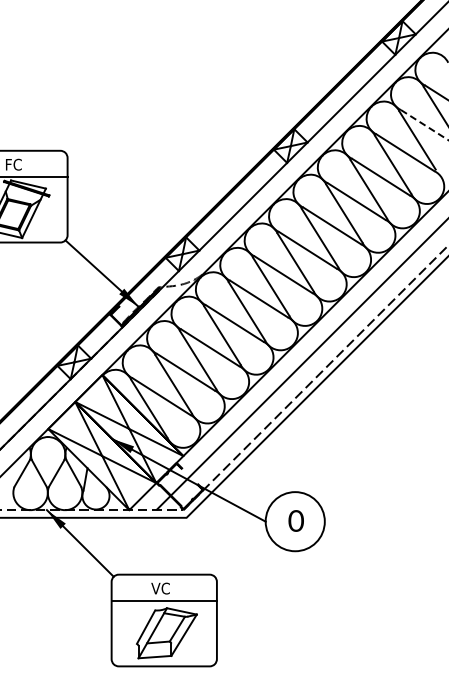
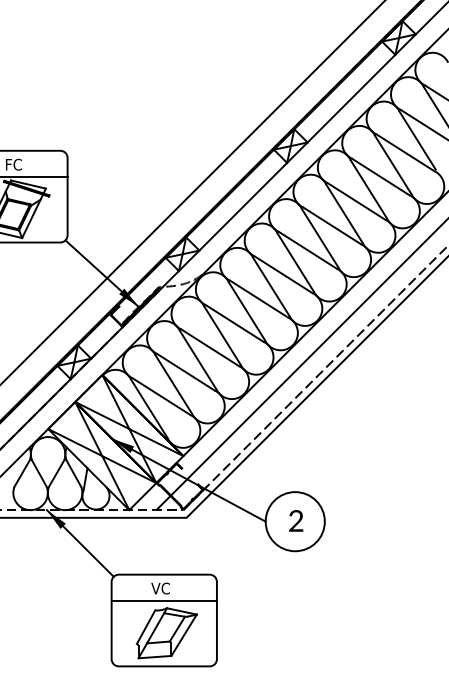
line: dashed -> solid (425, 125)
line: none -> present (192, 192)
text: 0 -> 2 (295, 520)
